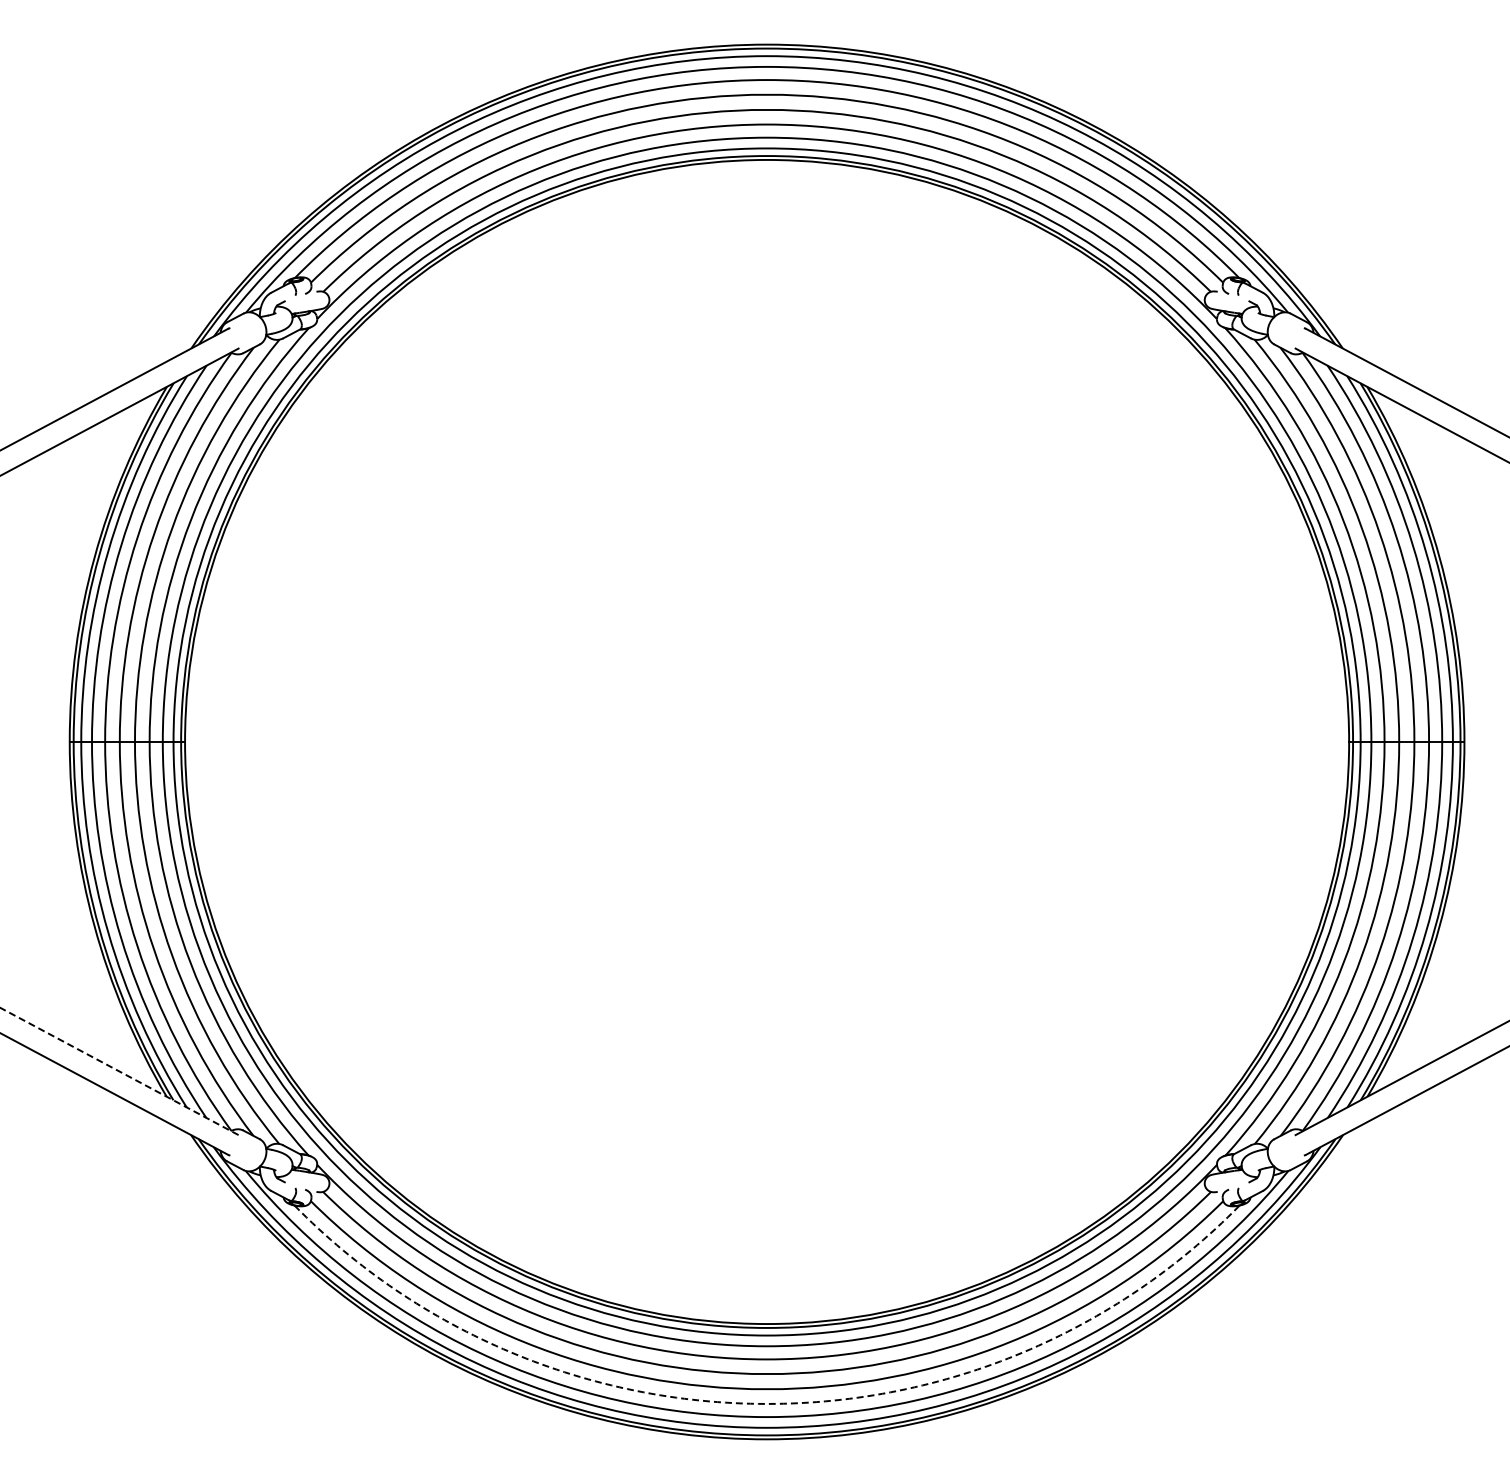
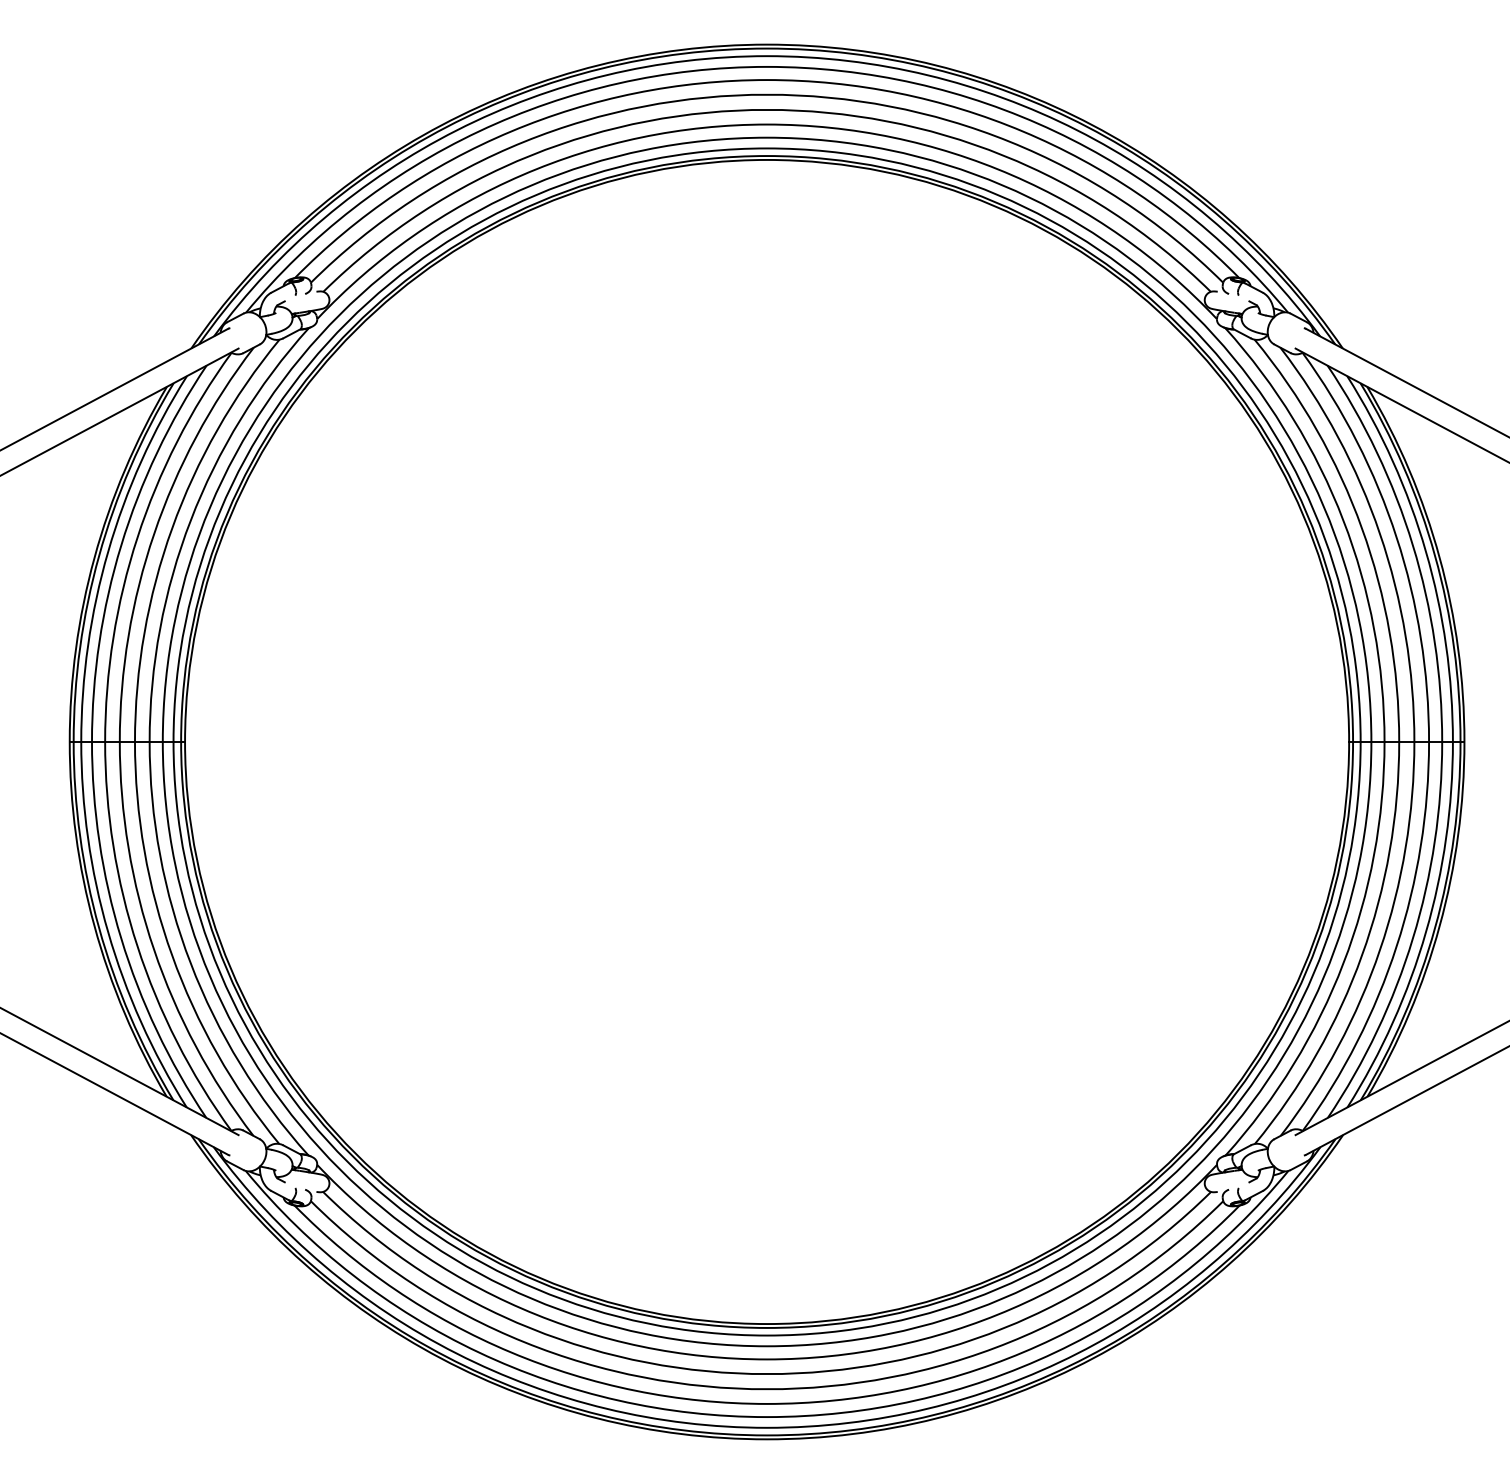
line: dashed -> solid (119, 1071)
arc: dashed -> solid (767, 1403)
